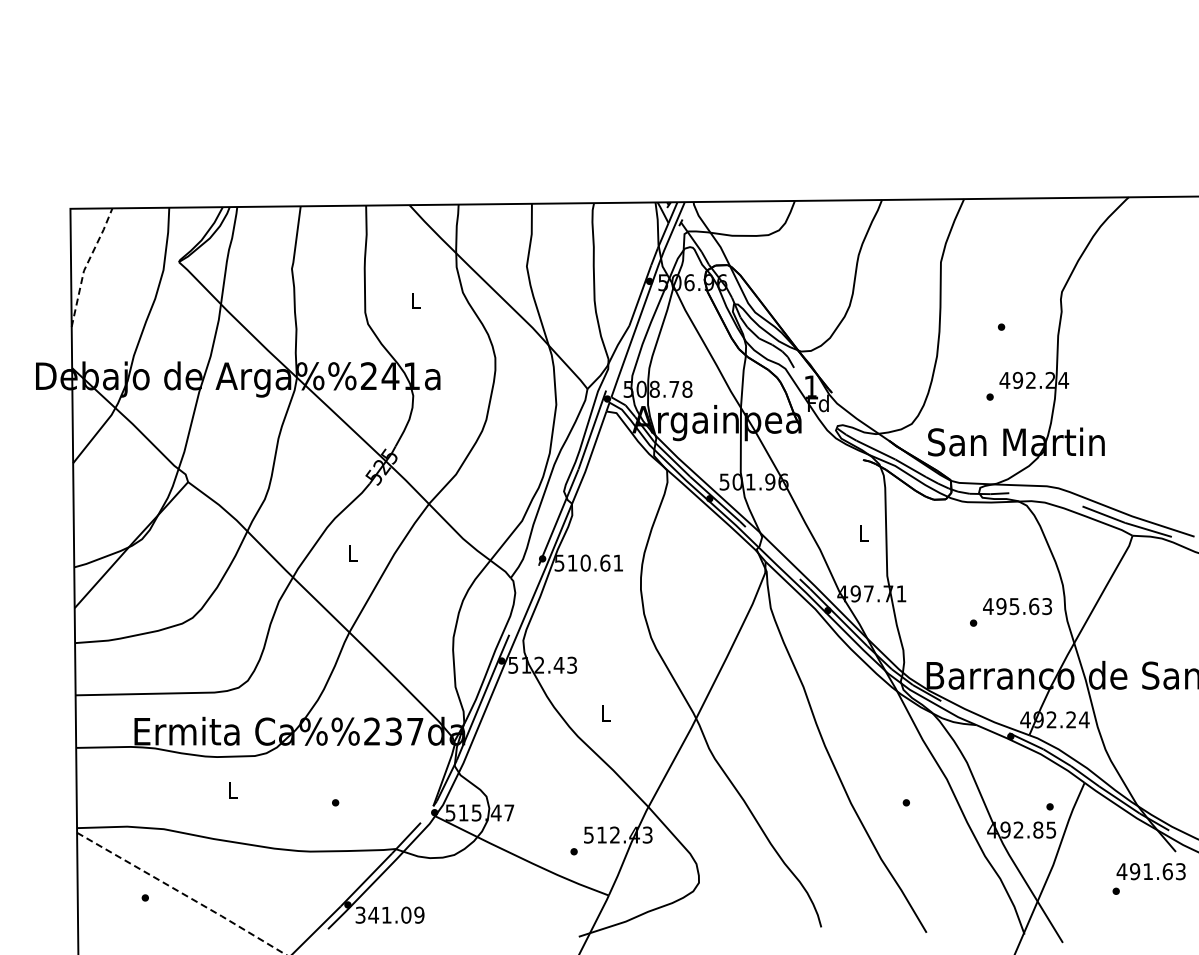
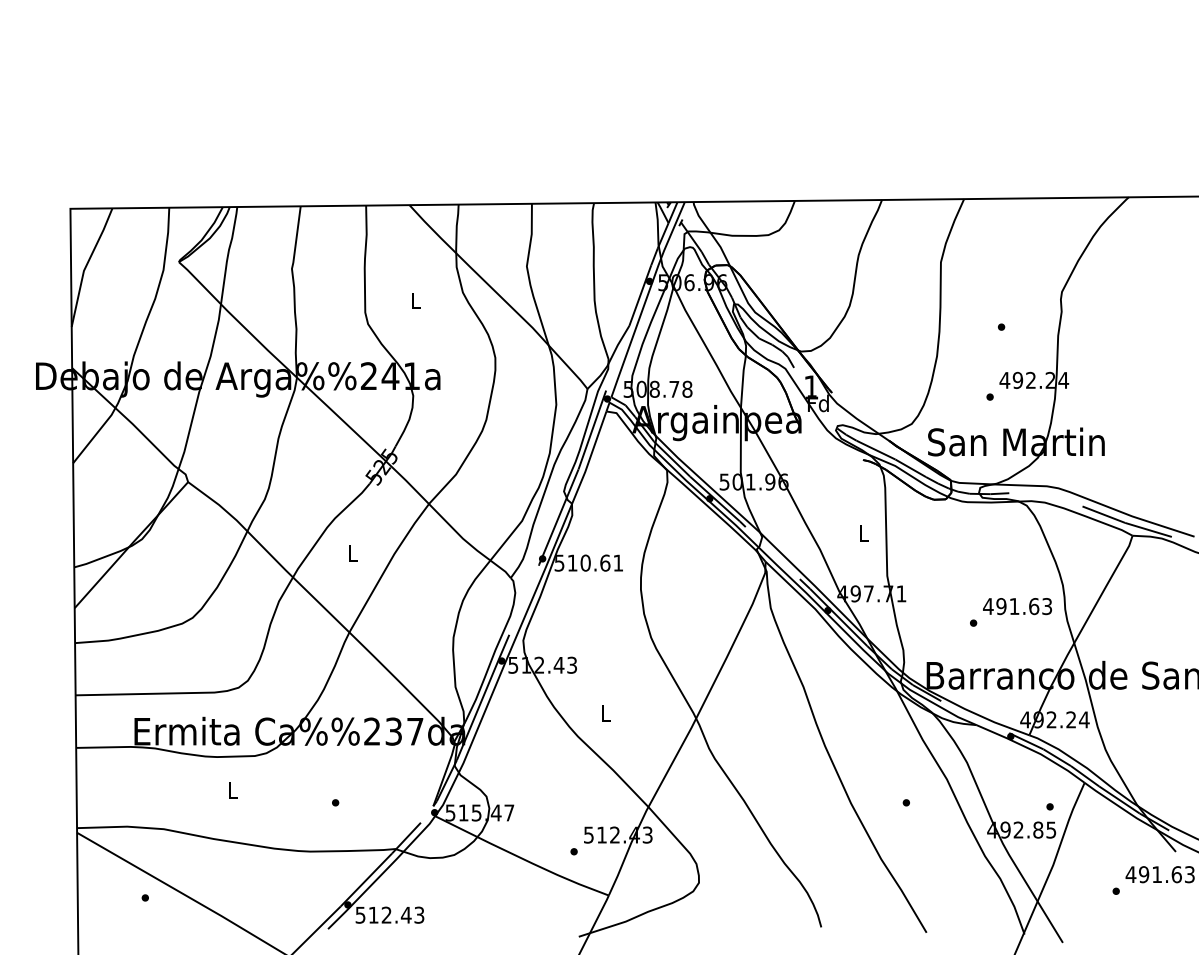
line: dashed -> solid (86, 265)
text: 495.63 -> 491.63 (1014, 606)
text position: (1150, 871) -> (1159, 874) (1159, 874)
line: dashed -> solid (183, 893)
text: 341.09 -> 512.43 (390, 914)
